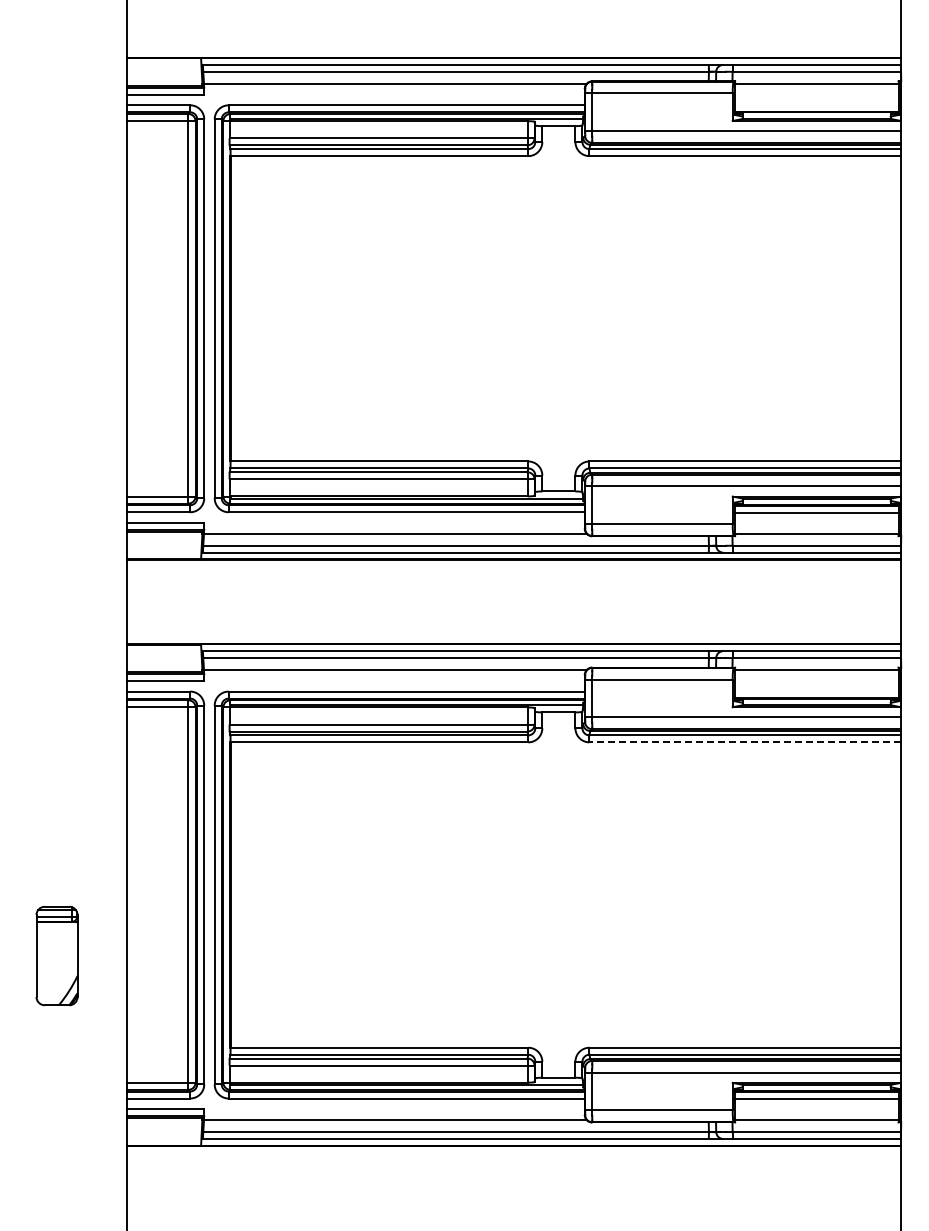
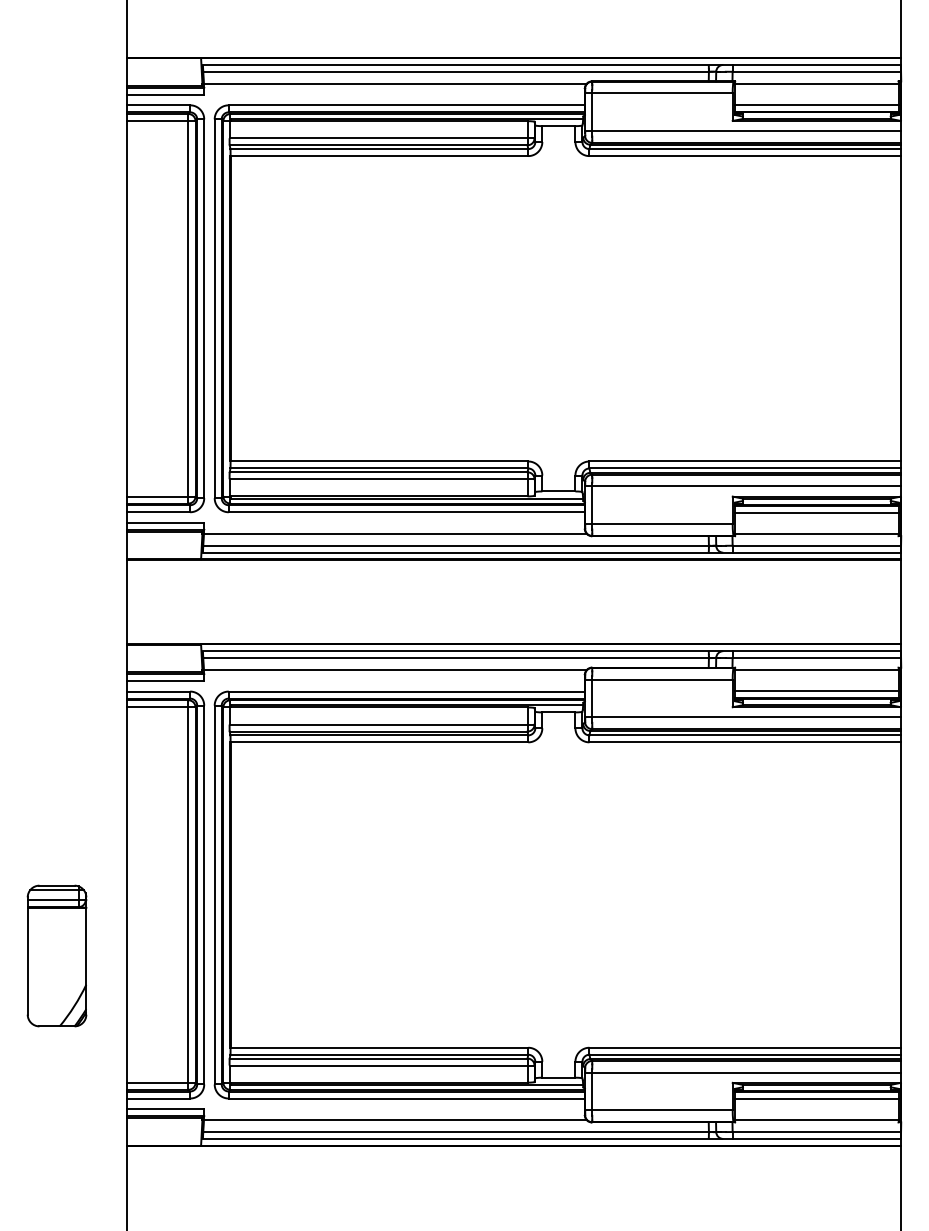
line: none -> present (816, 104)
line: none -> present (816, 691)
line: dashed -> solid (745, 742)
part size: 44x101 px -> 62x144 px (56, 955)
